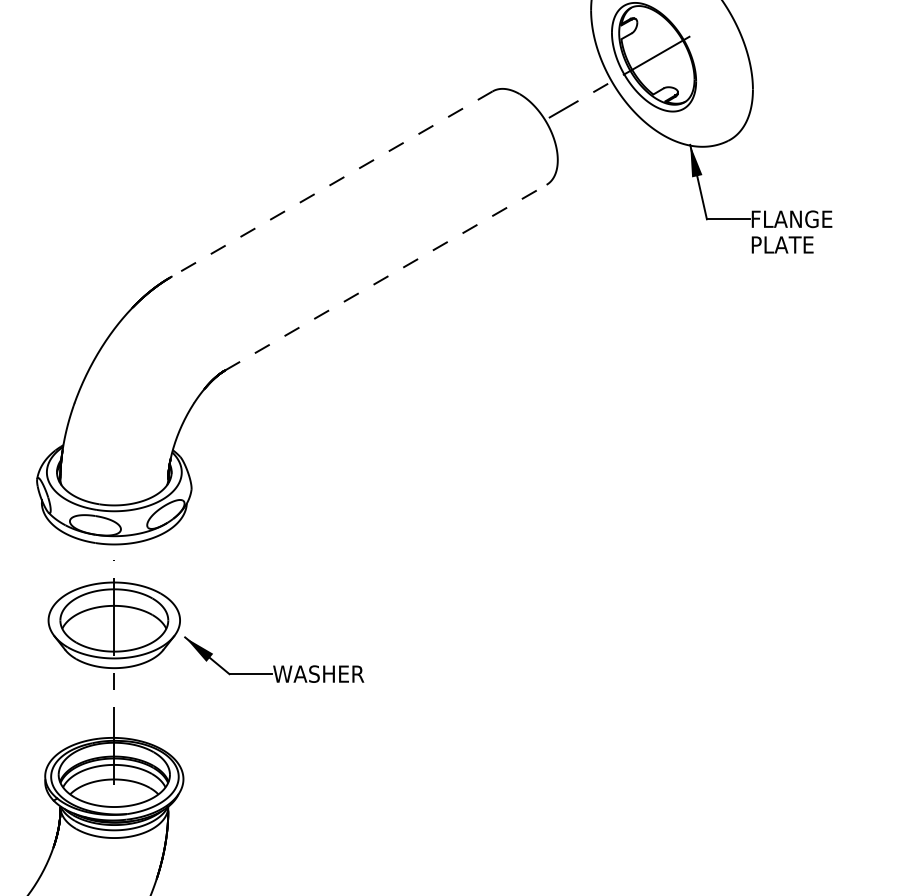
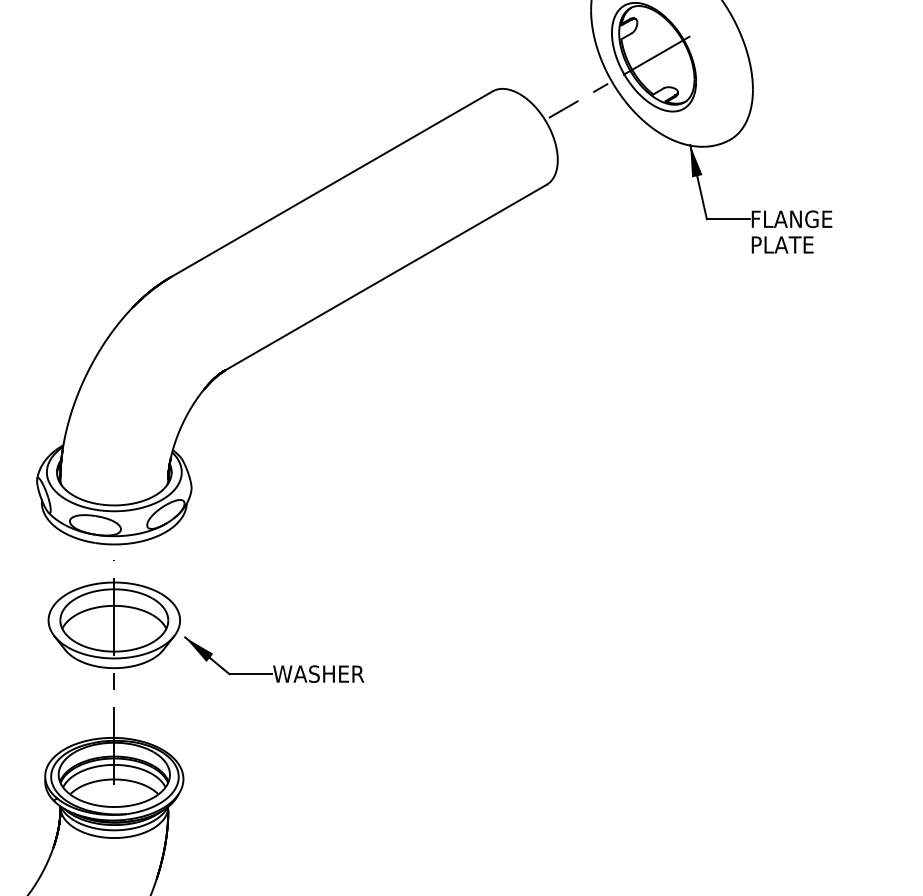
line: dashed -> solid (332, 183)
line: dashed -> solid (385, 277)
